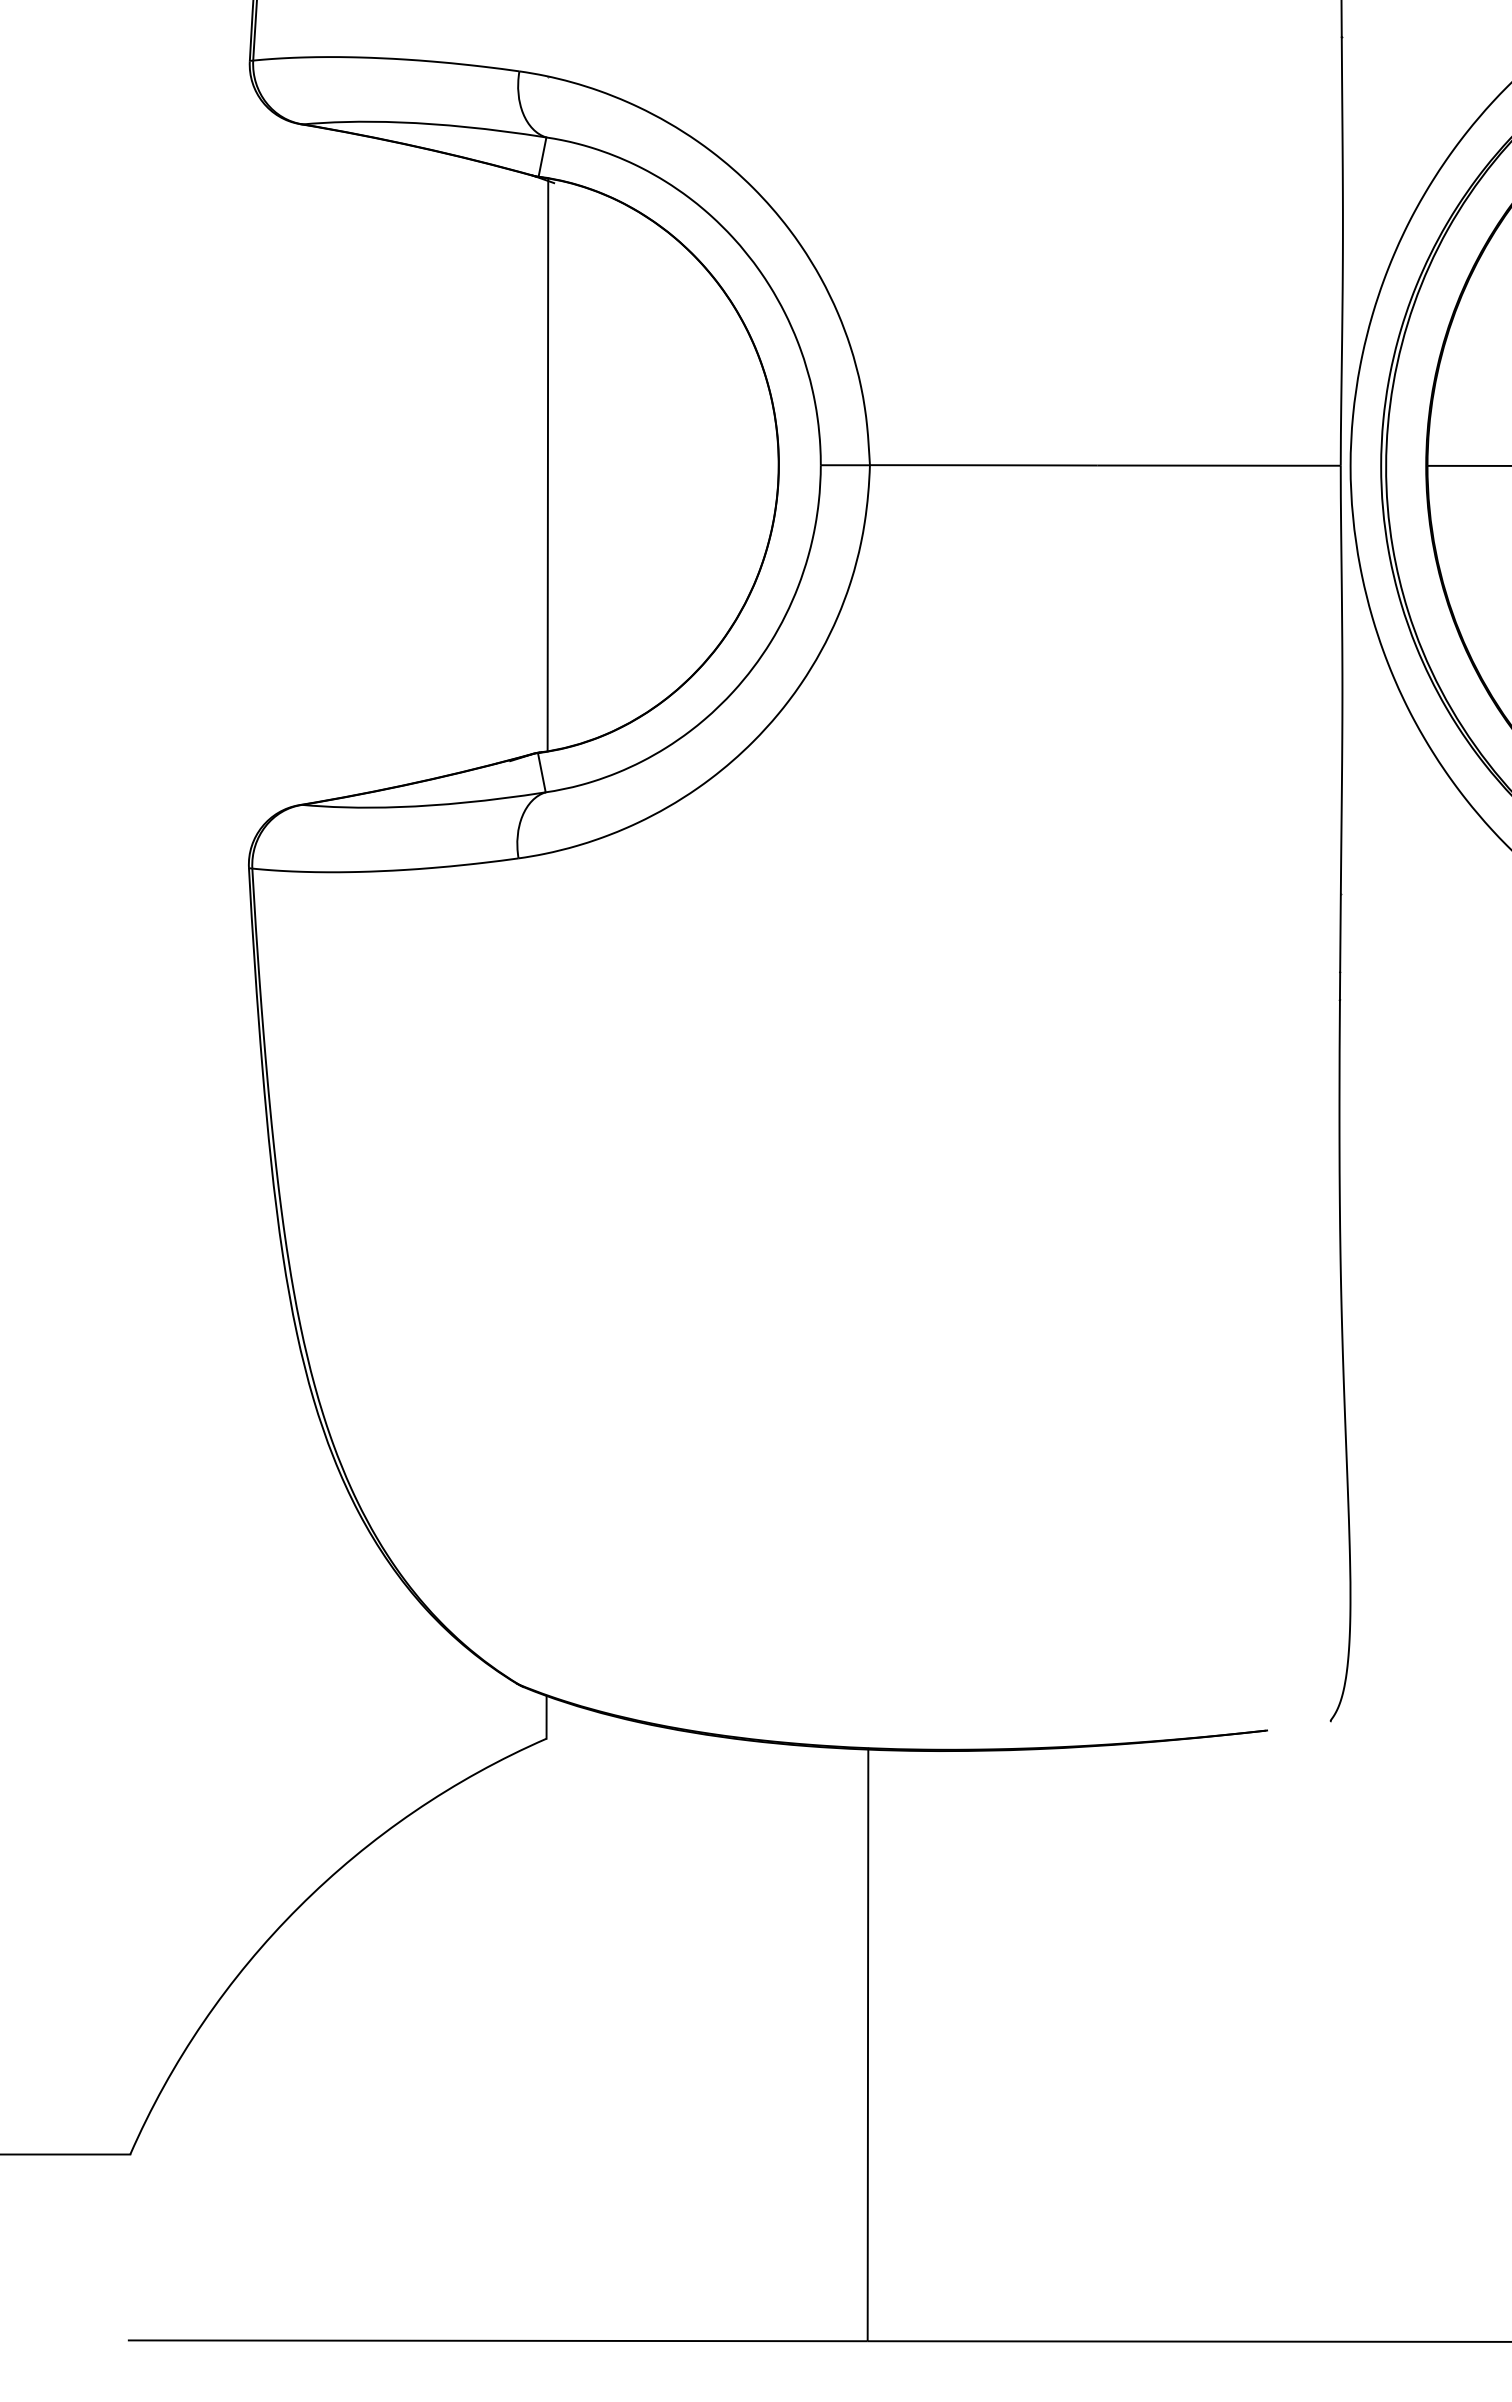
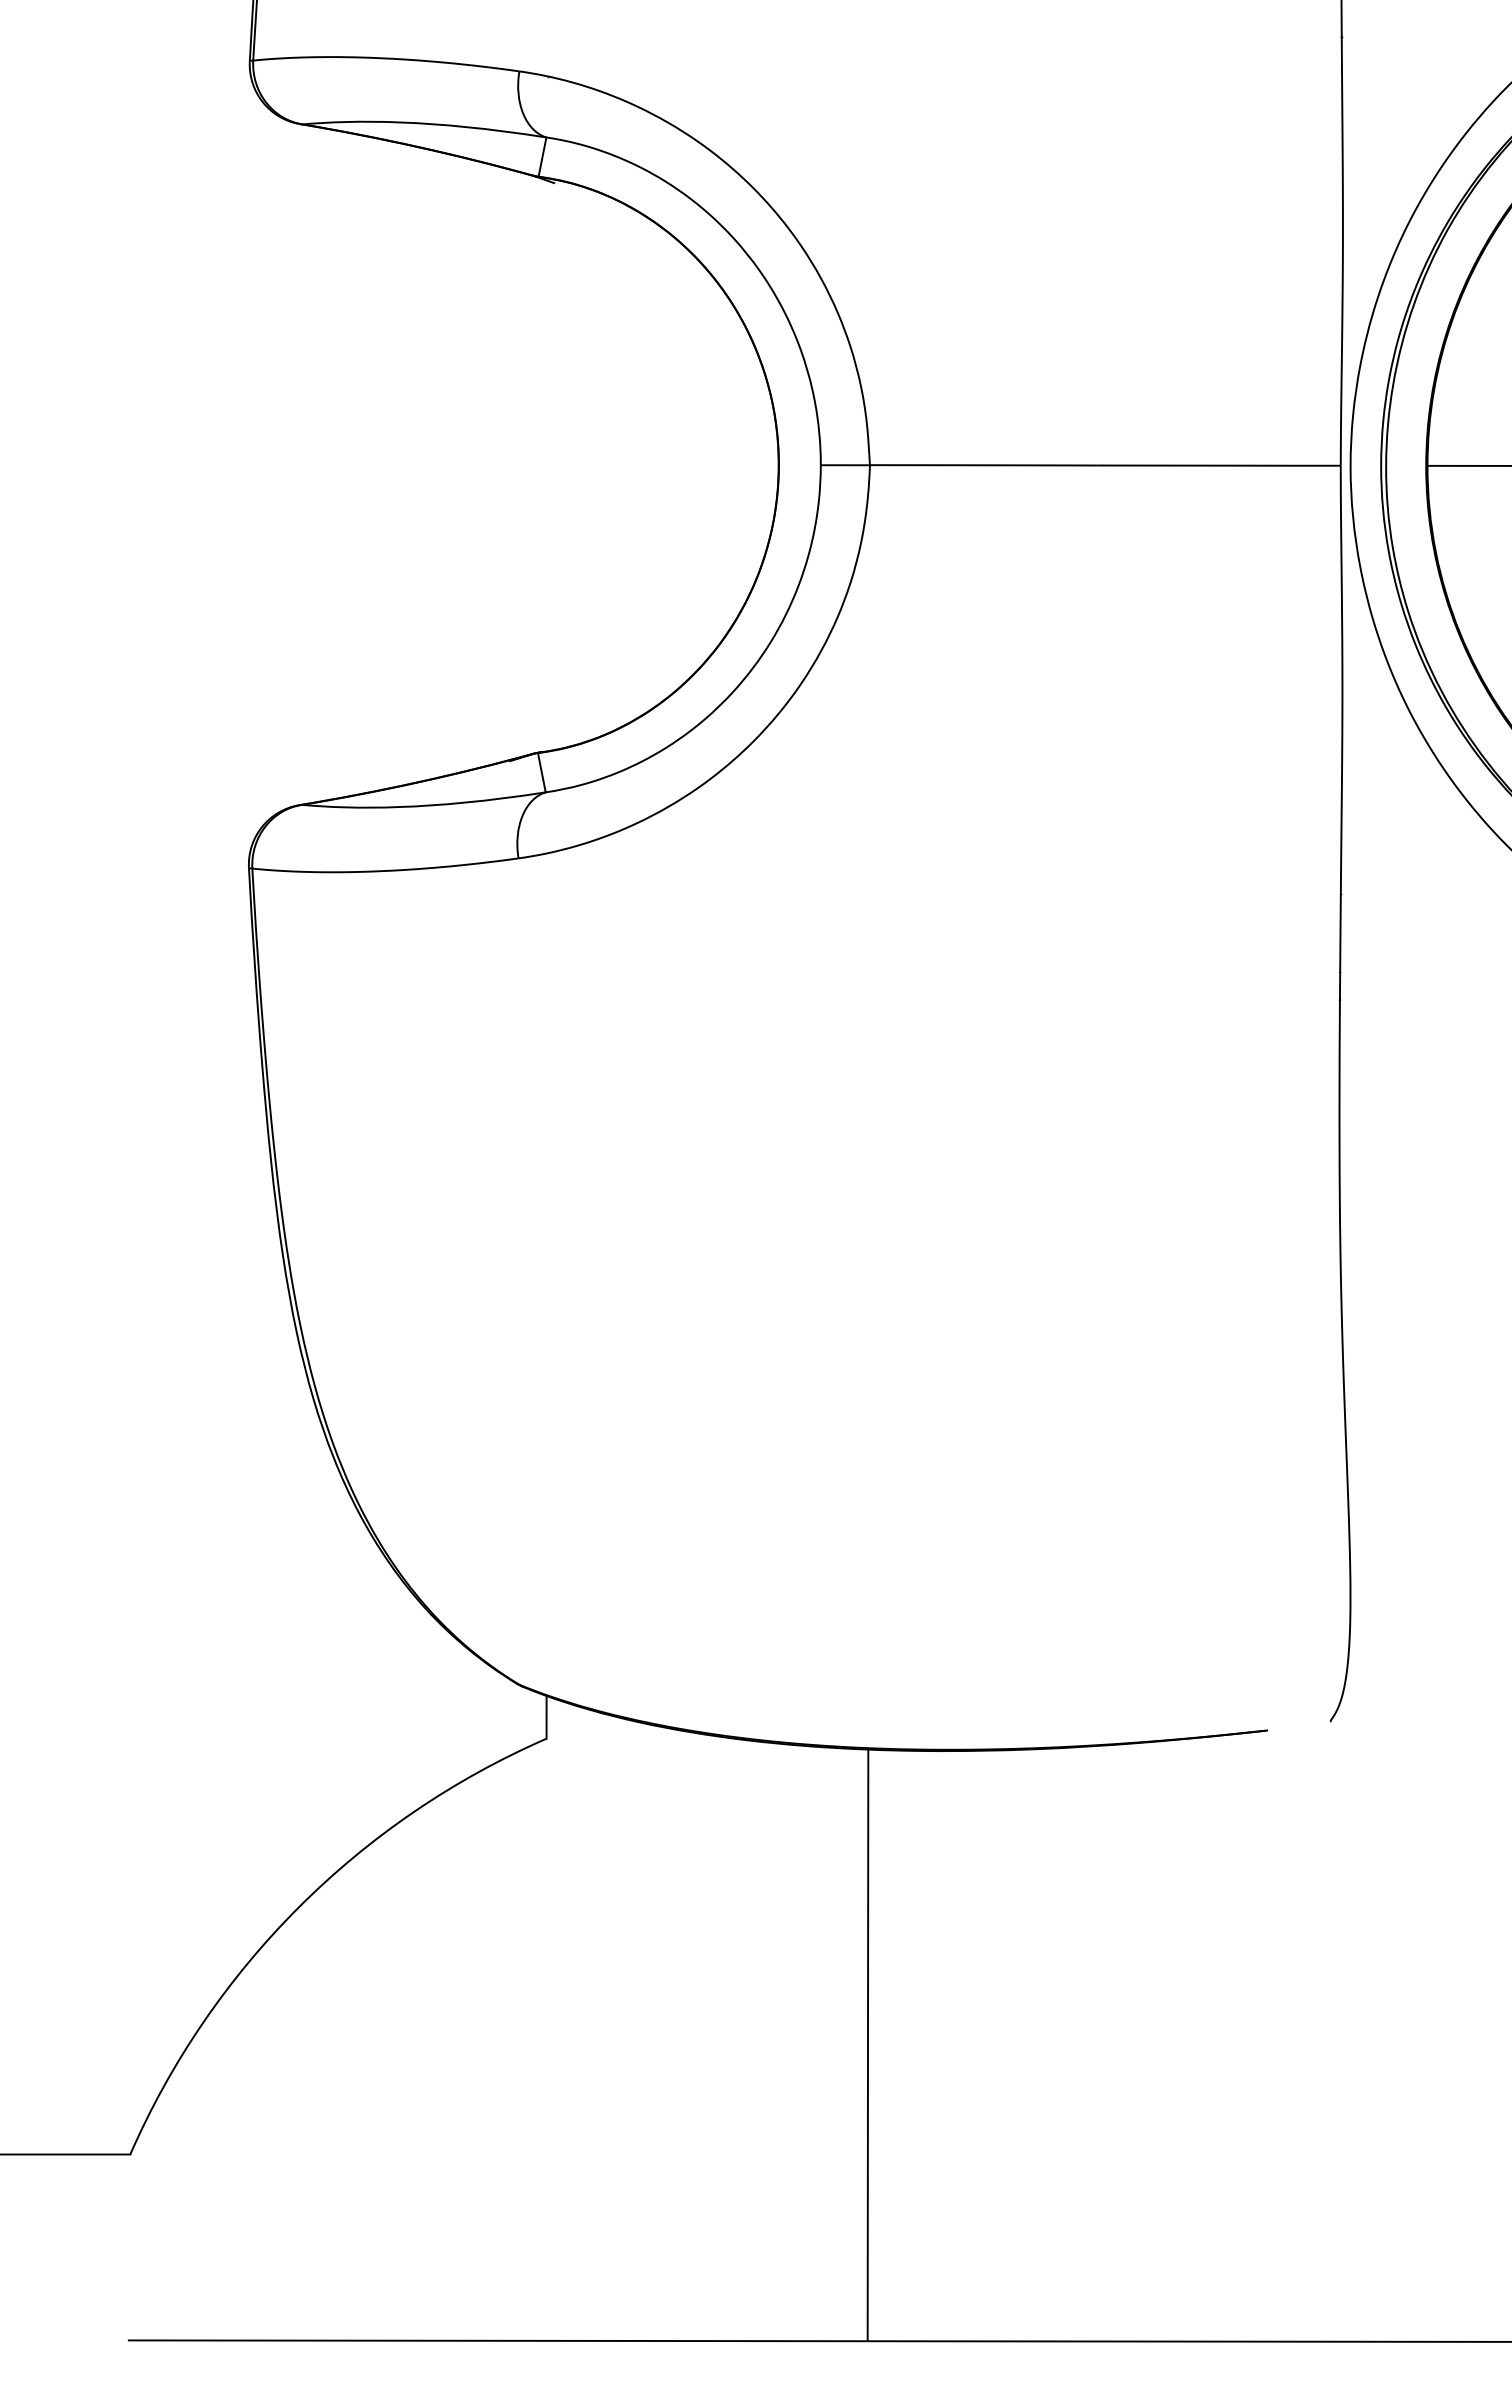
line: present -> none (547, 464)
